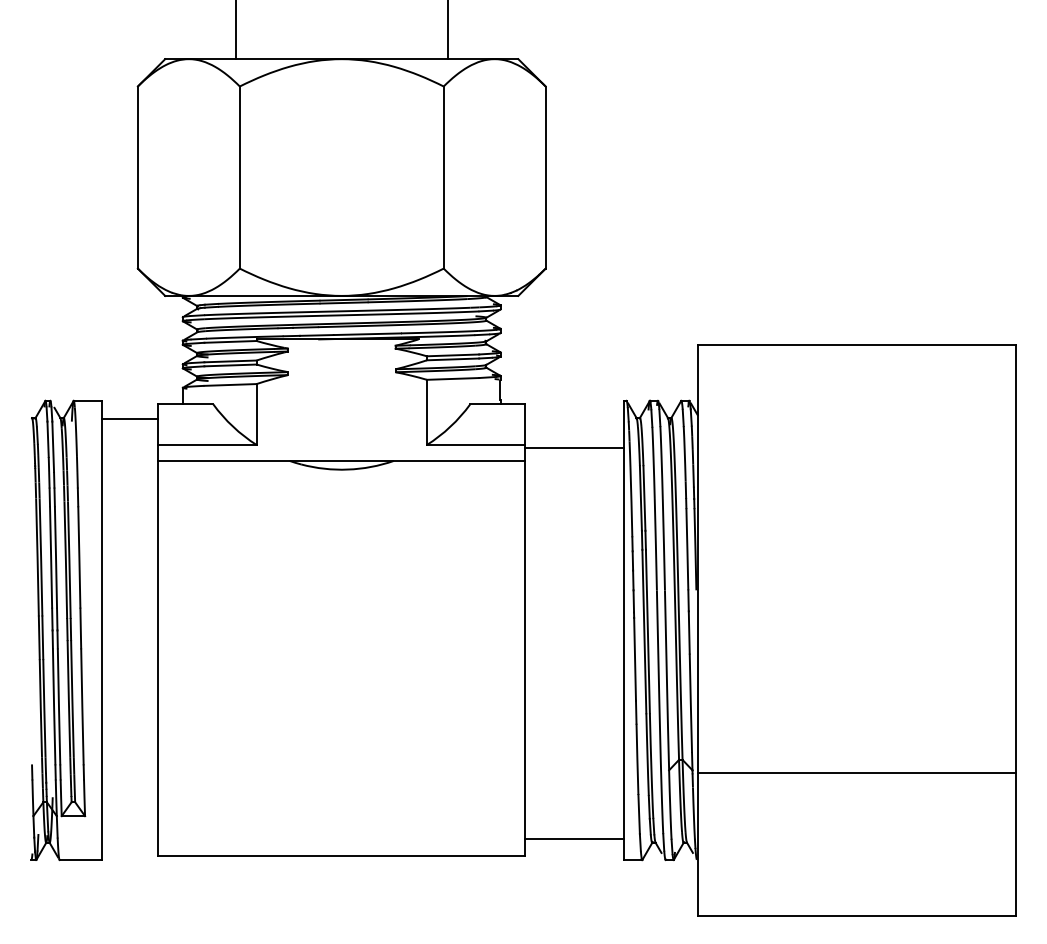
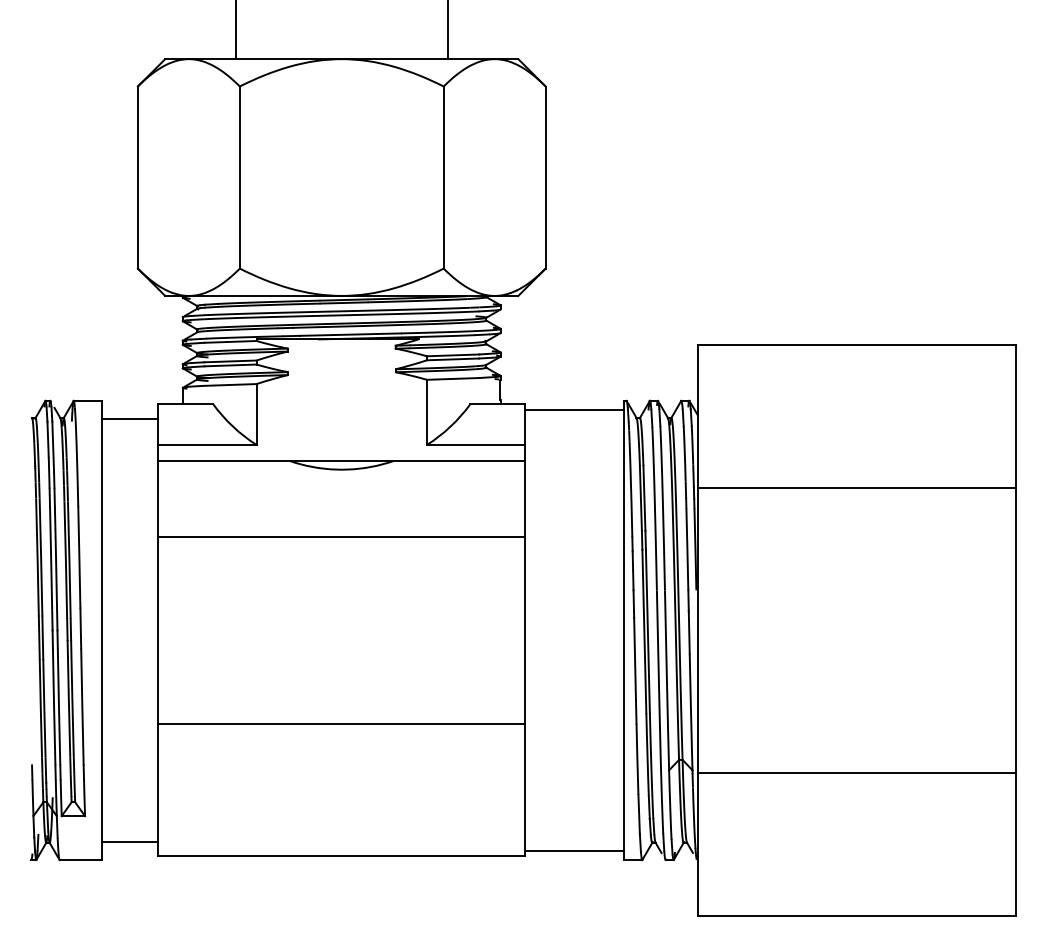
line position: (574, 448) -> (574, 410) (574, 410)
line: none -> present (856, 487)
line: none -> present (341, 536)
line: none -> present (341, 724)
line position: (574, 838) -> (574, 850) (574, 850)
line: none -> present (129, 842)
